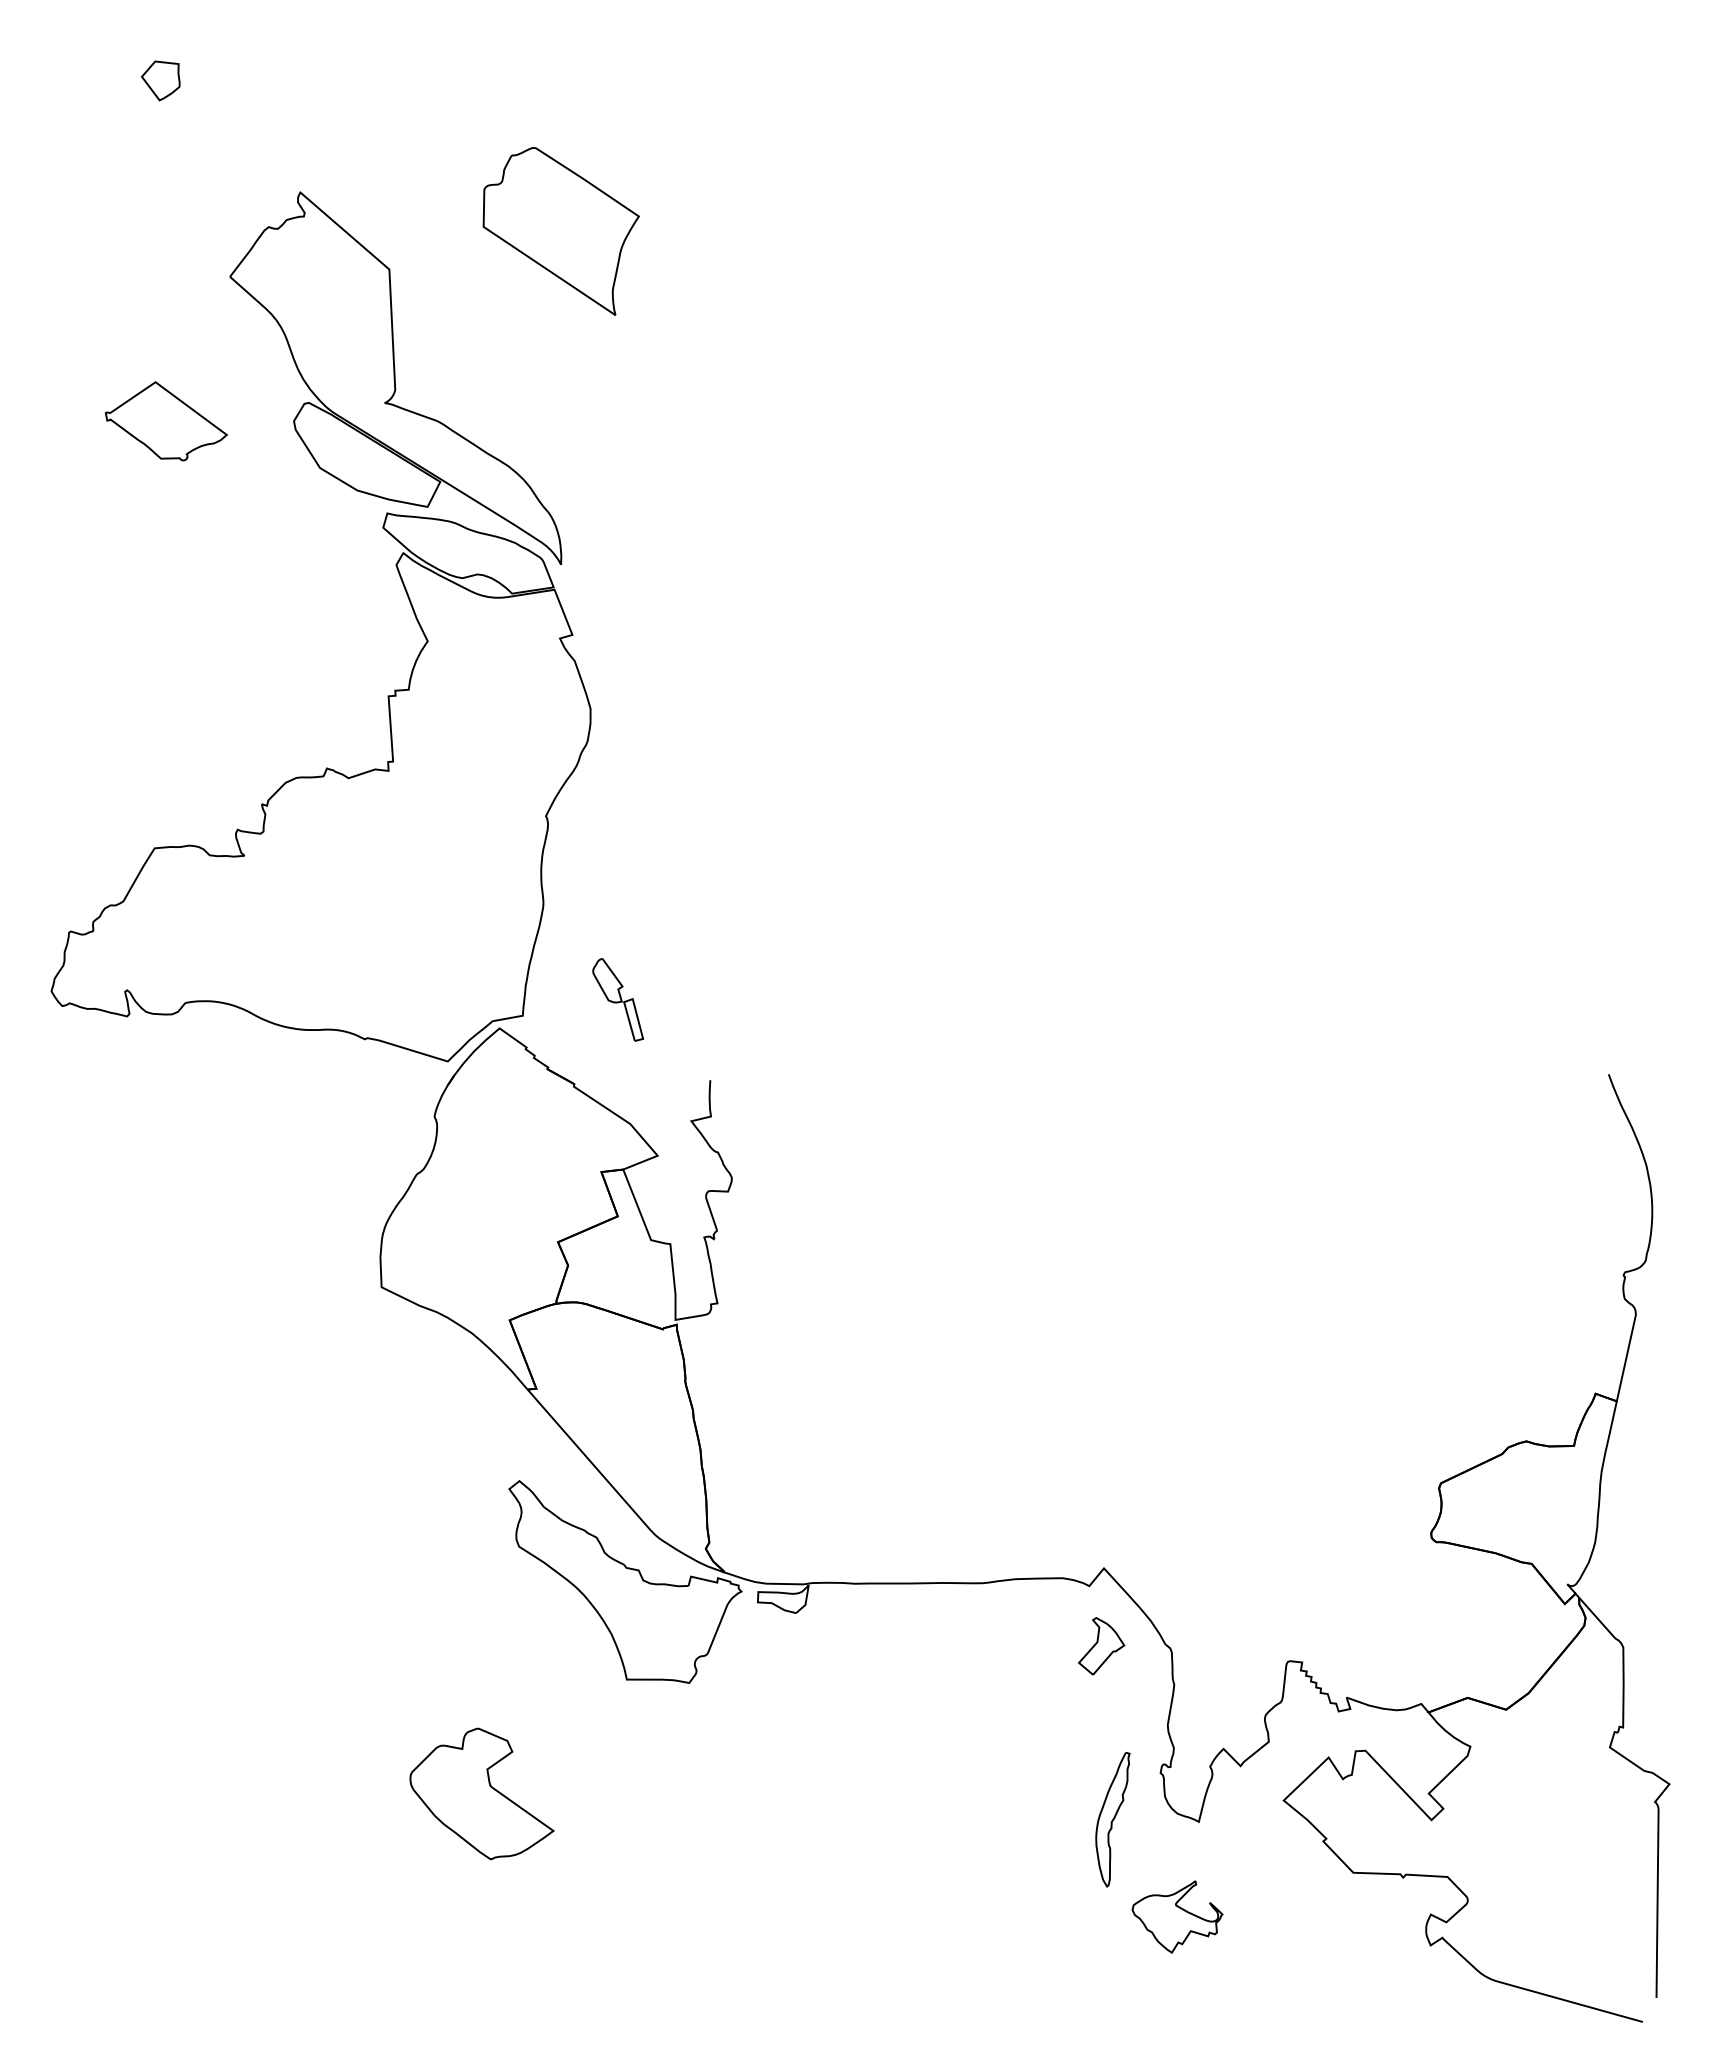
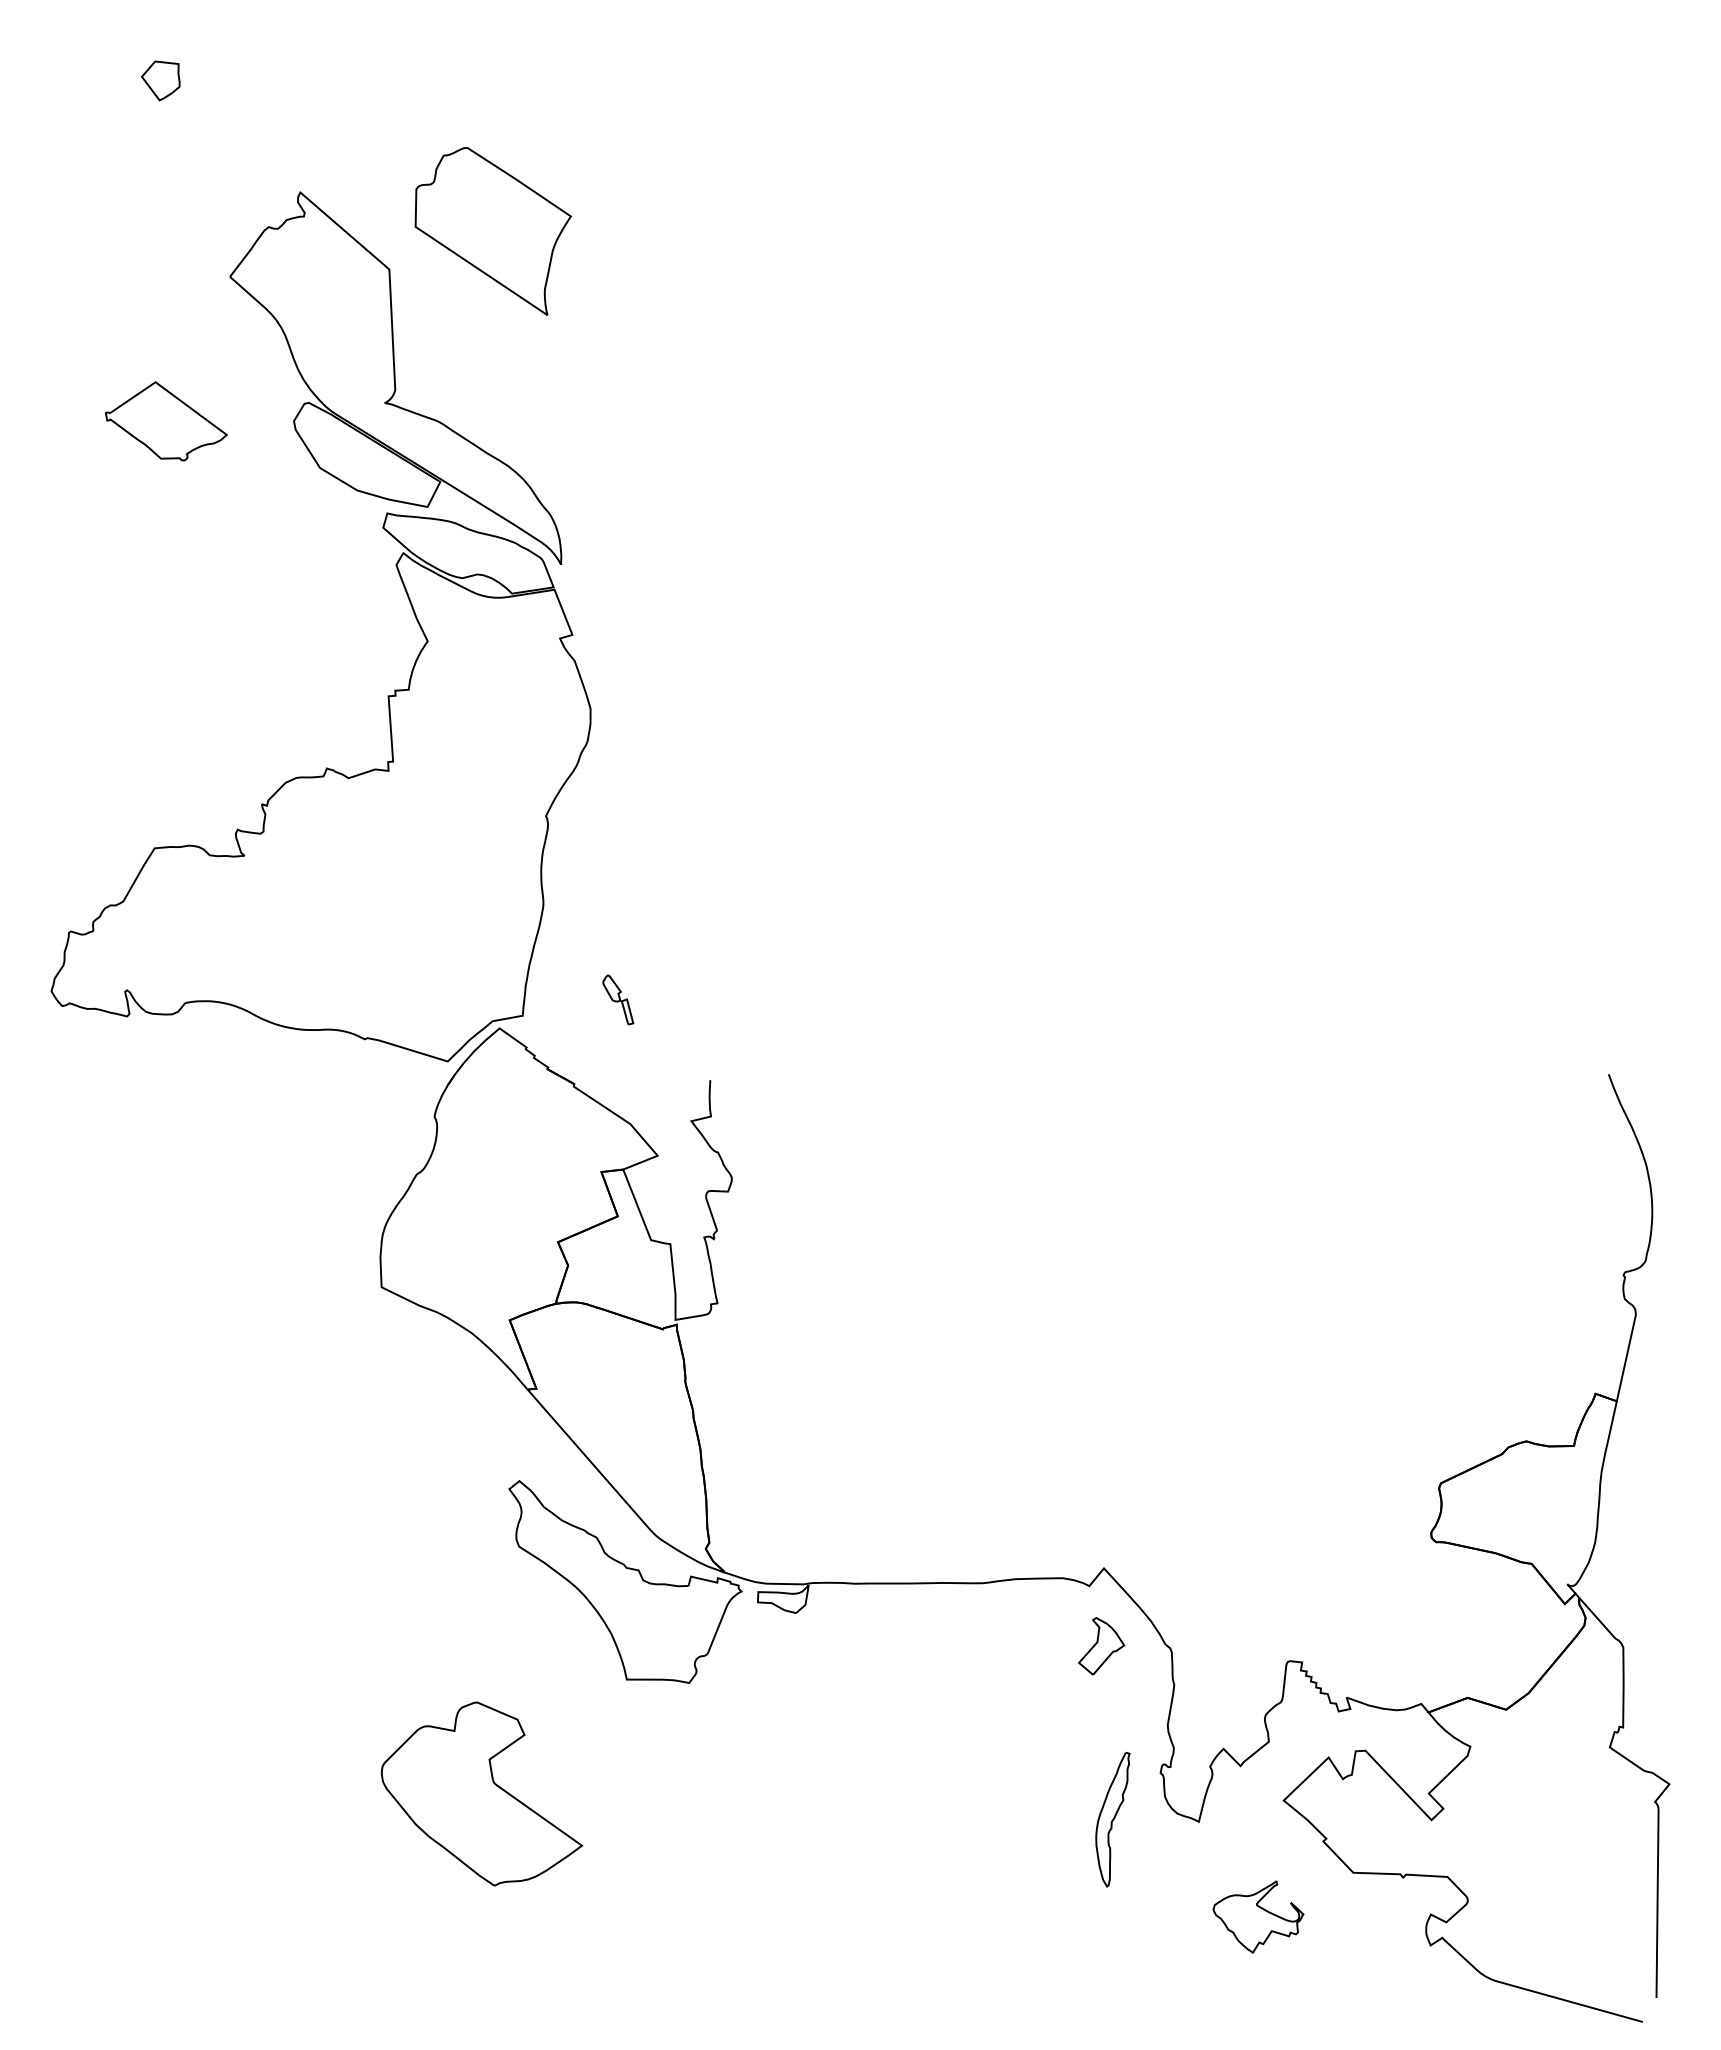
part position: (560, 231) -> (492, 231) (492, 231)
part size: 53x84 px -> 33x52 px (618, 999)
part size: 146x134 px -> 204x186 px (481, 1793)
part position: (1177, 1916) -> (1258, 1916) (1258, 1916)
